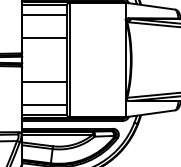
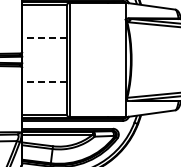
line: present -> none (44, 15)
line: solid -> dashed (44, 37)
line: solid -> dashed (44, 82)
line: present -> none (44, 104)
